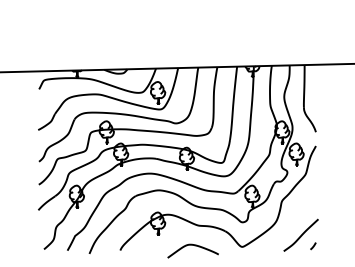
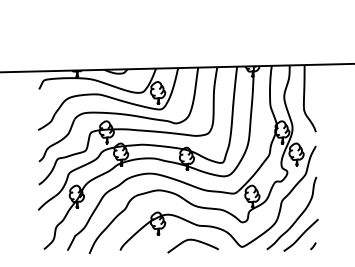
part: none -> present (296, 218)
curve position: (194, 246) -> (194, 241) (194, 241)
